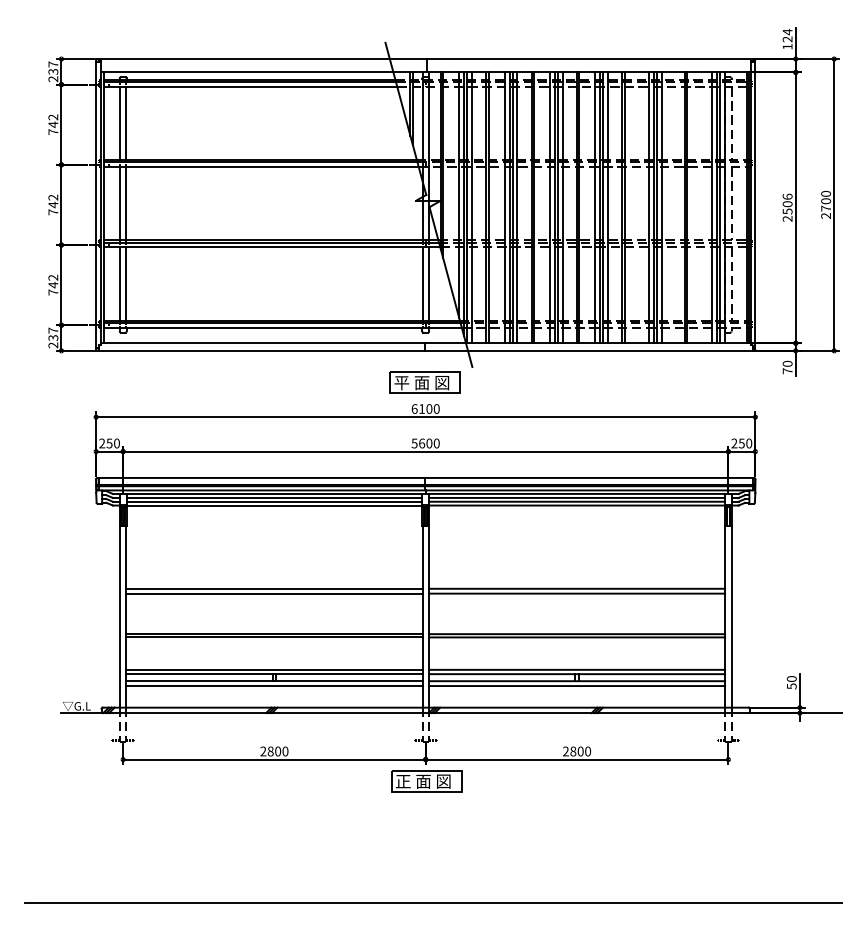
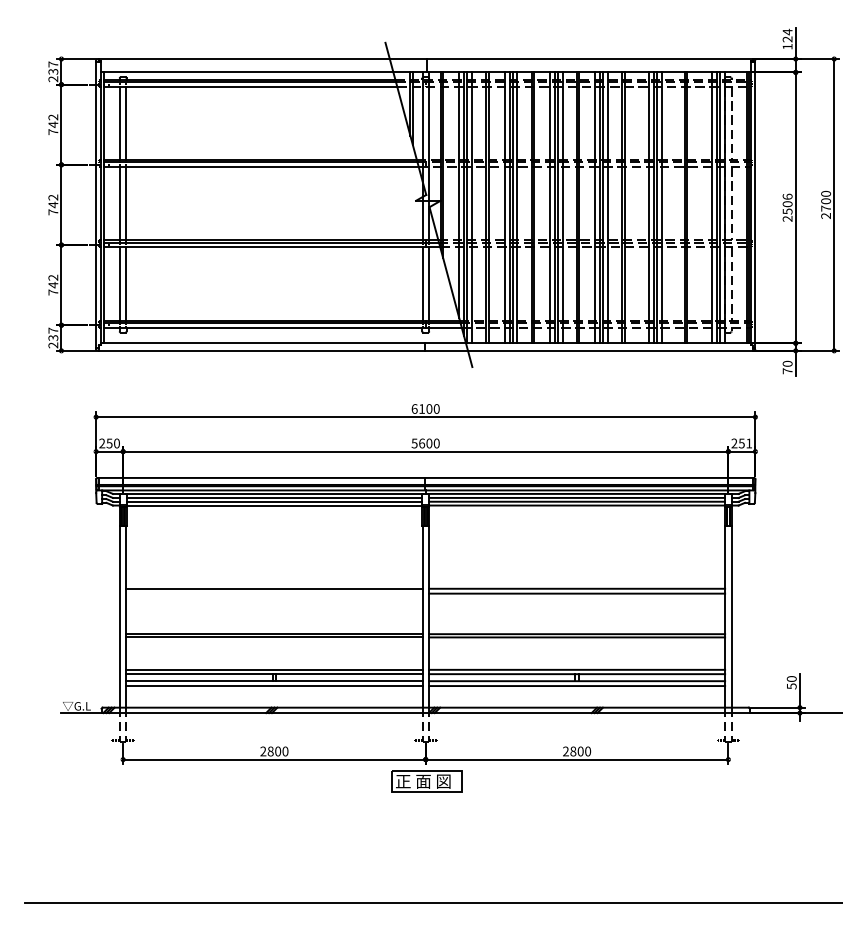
part: present -> none (424, 382)
text: 250 -> 251 (749, 443)
line: present -> none (274, 593)
